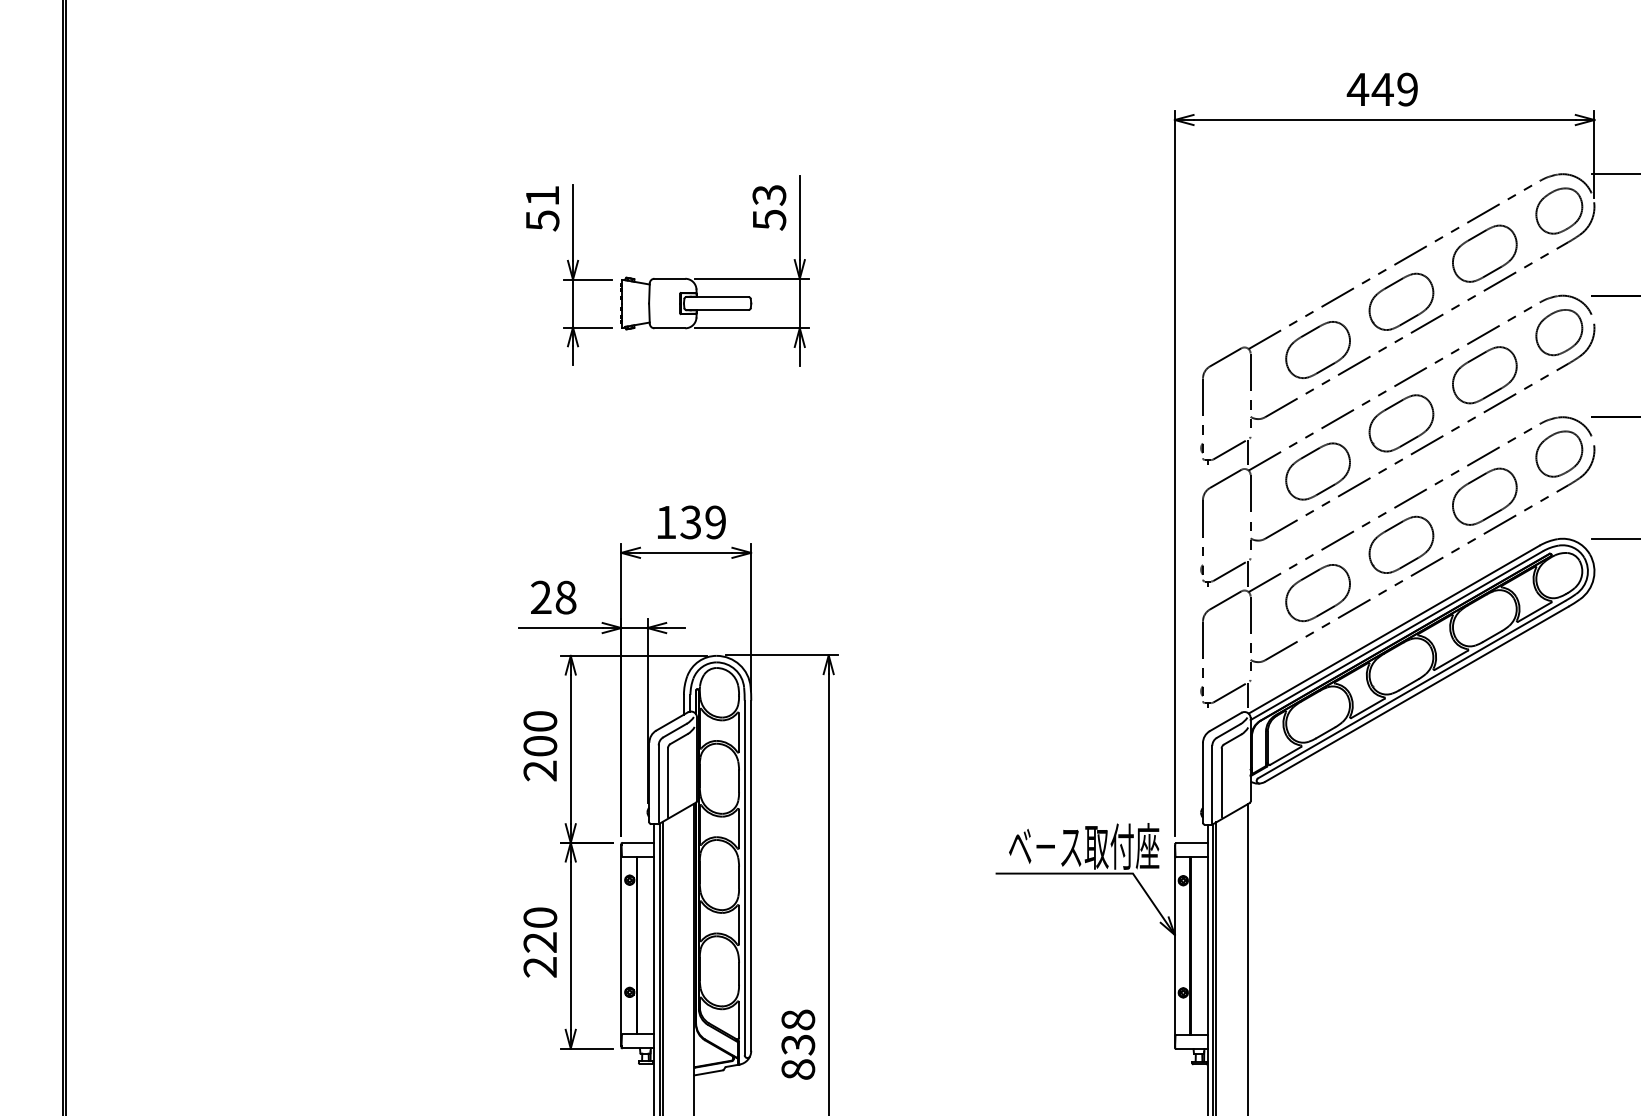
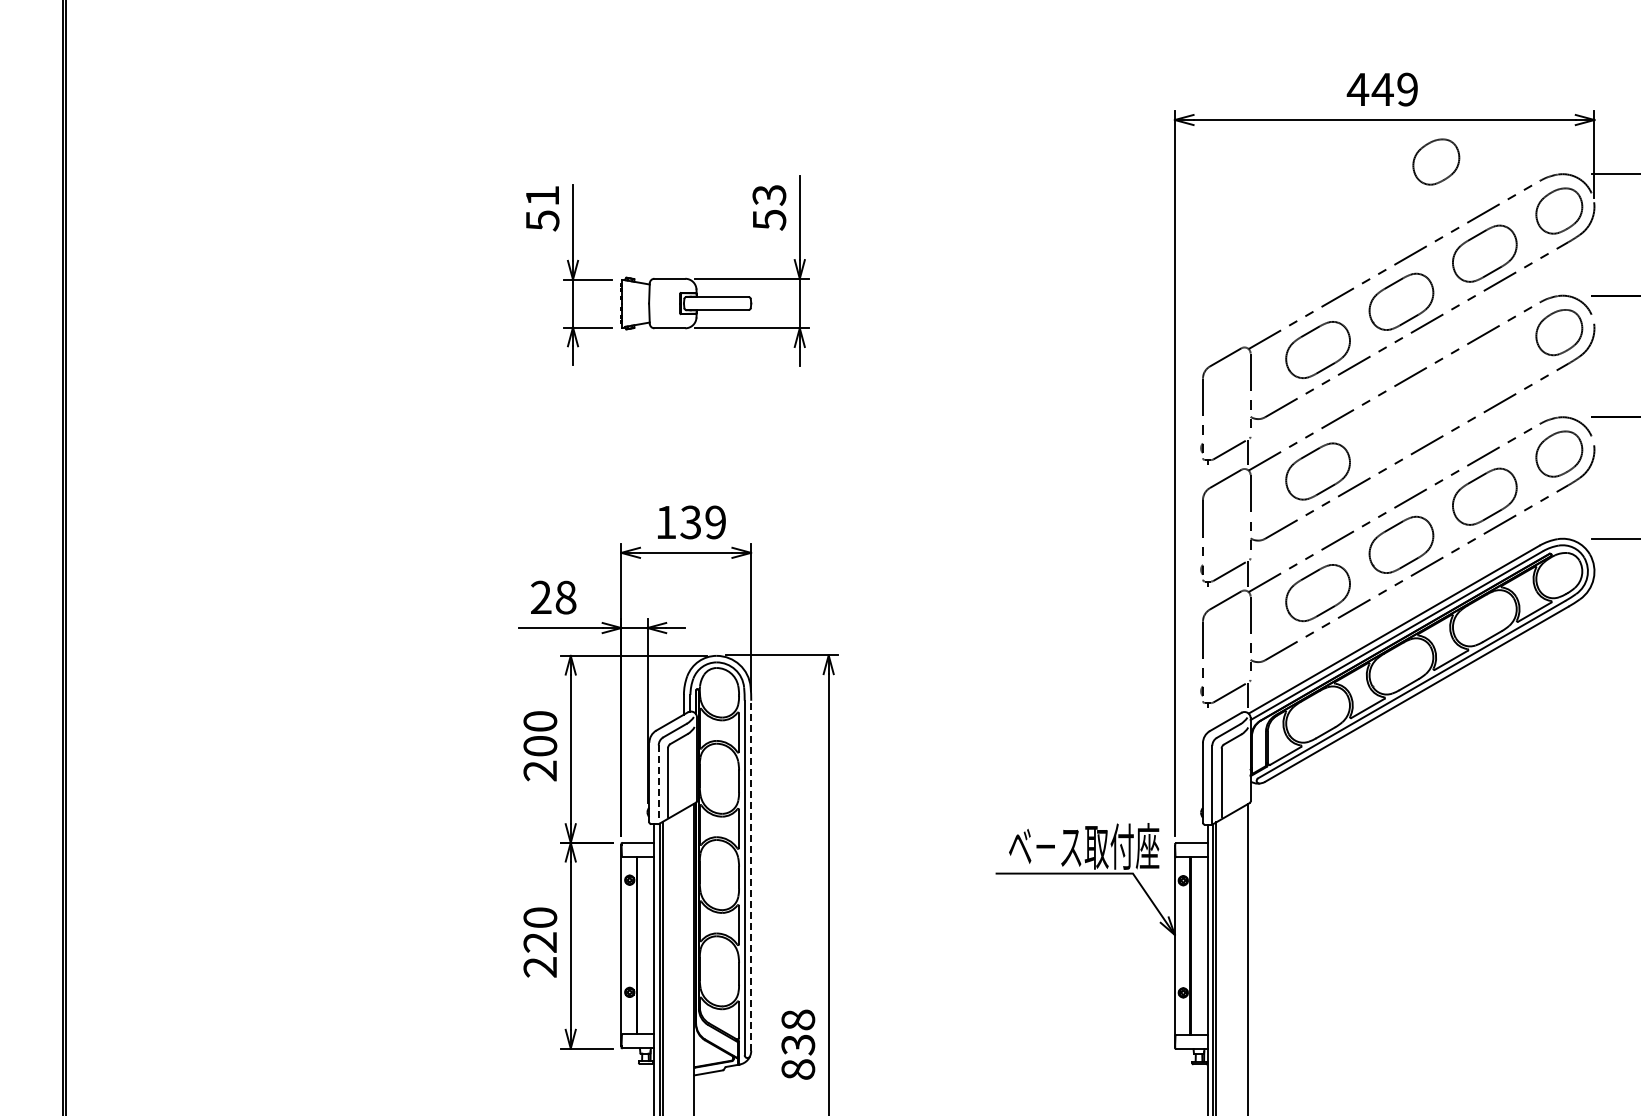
part: none -> present (1436, 161)
part: present -> none (1484, 375)
part: present -> none (1401, 423)
line: solid -> dashed (658, 784)
line: solid -> dashed (751, 875)
